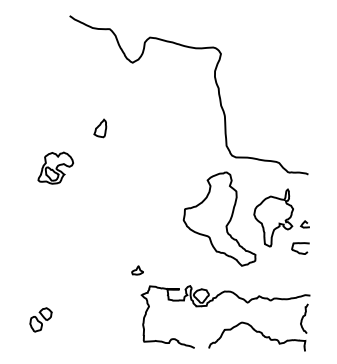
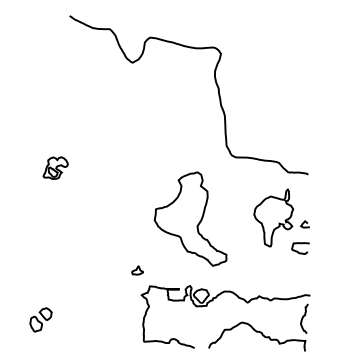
part: present -> none (100, 128)
part size: 37x34 px -> 27x24 px (55, 167)
part position: (219, 218) -> (190, 218) (190, 218)
